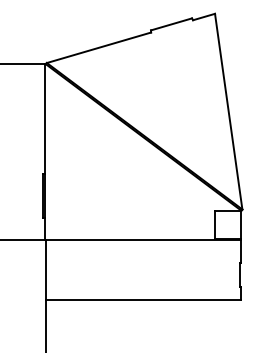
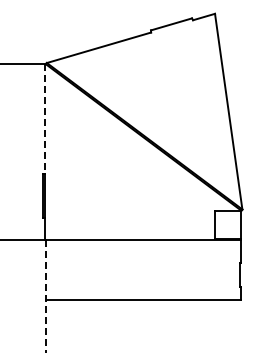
line: solid -> dashed (45, 119)
line: solid -> dashed (45, 297)
